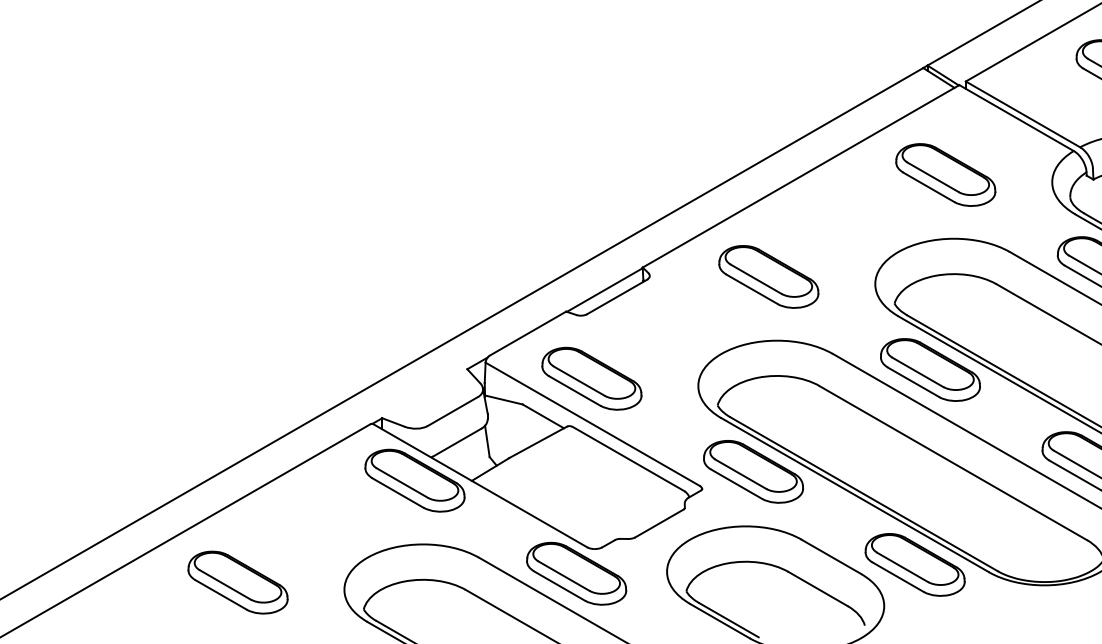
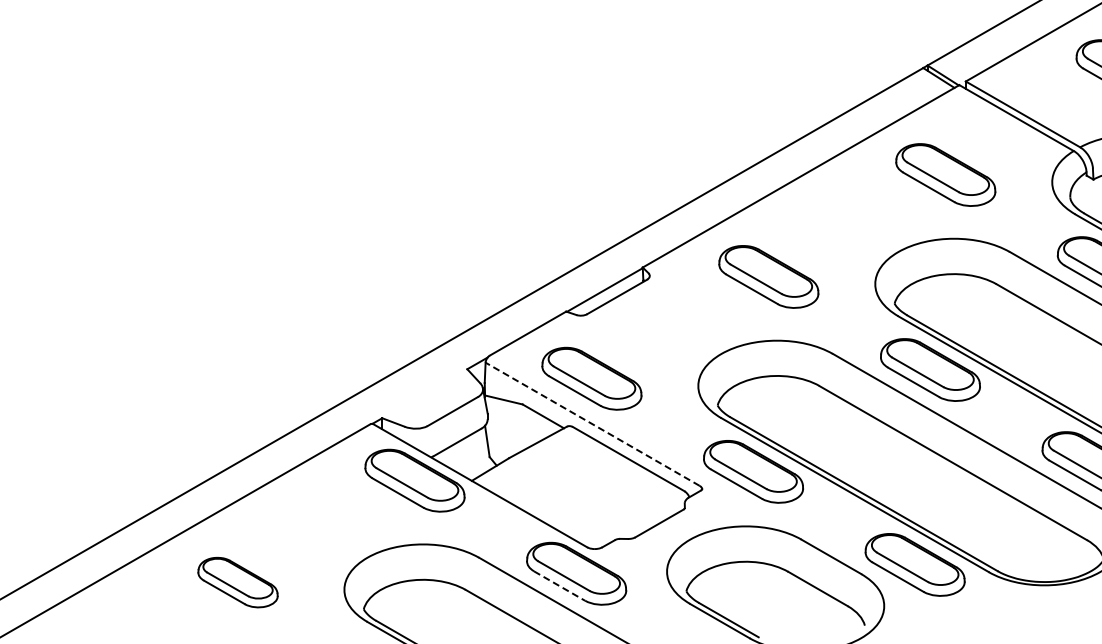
line: solid -> dashed (592, 424)
part size: 102x65 px -> 82x52 px (237, 582)
line: solid -> dashed (560, 586)
